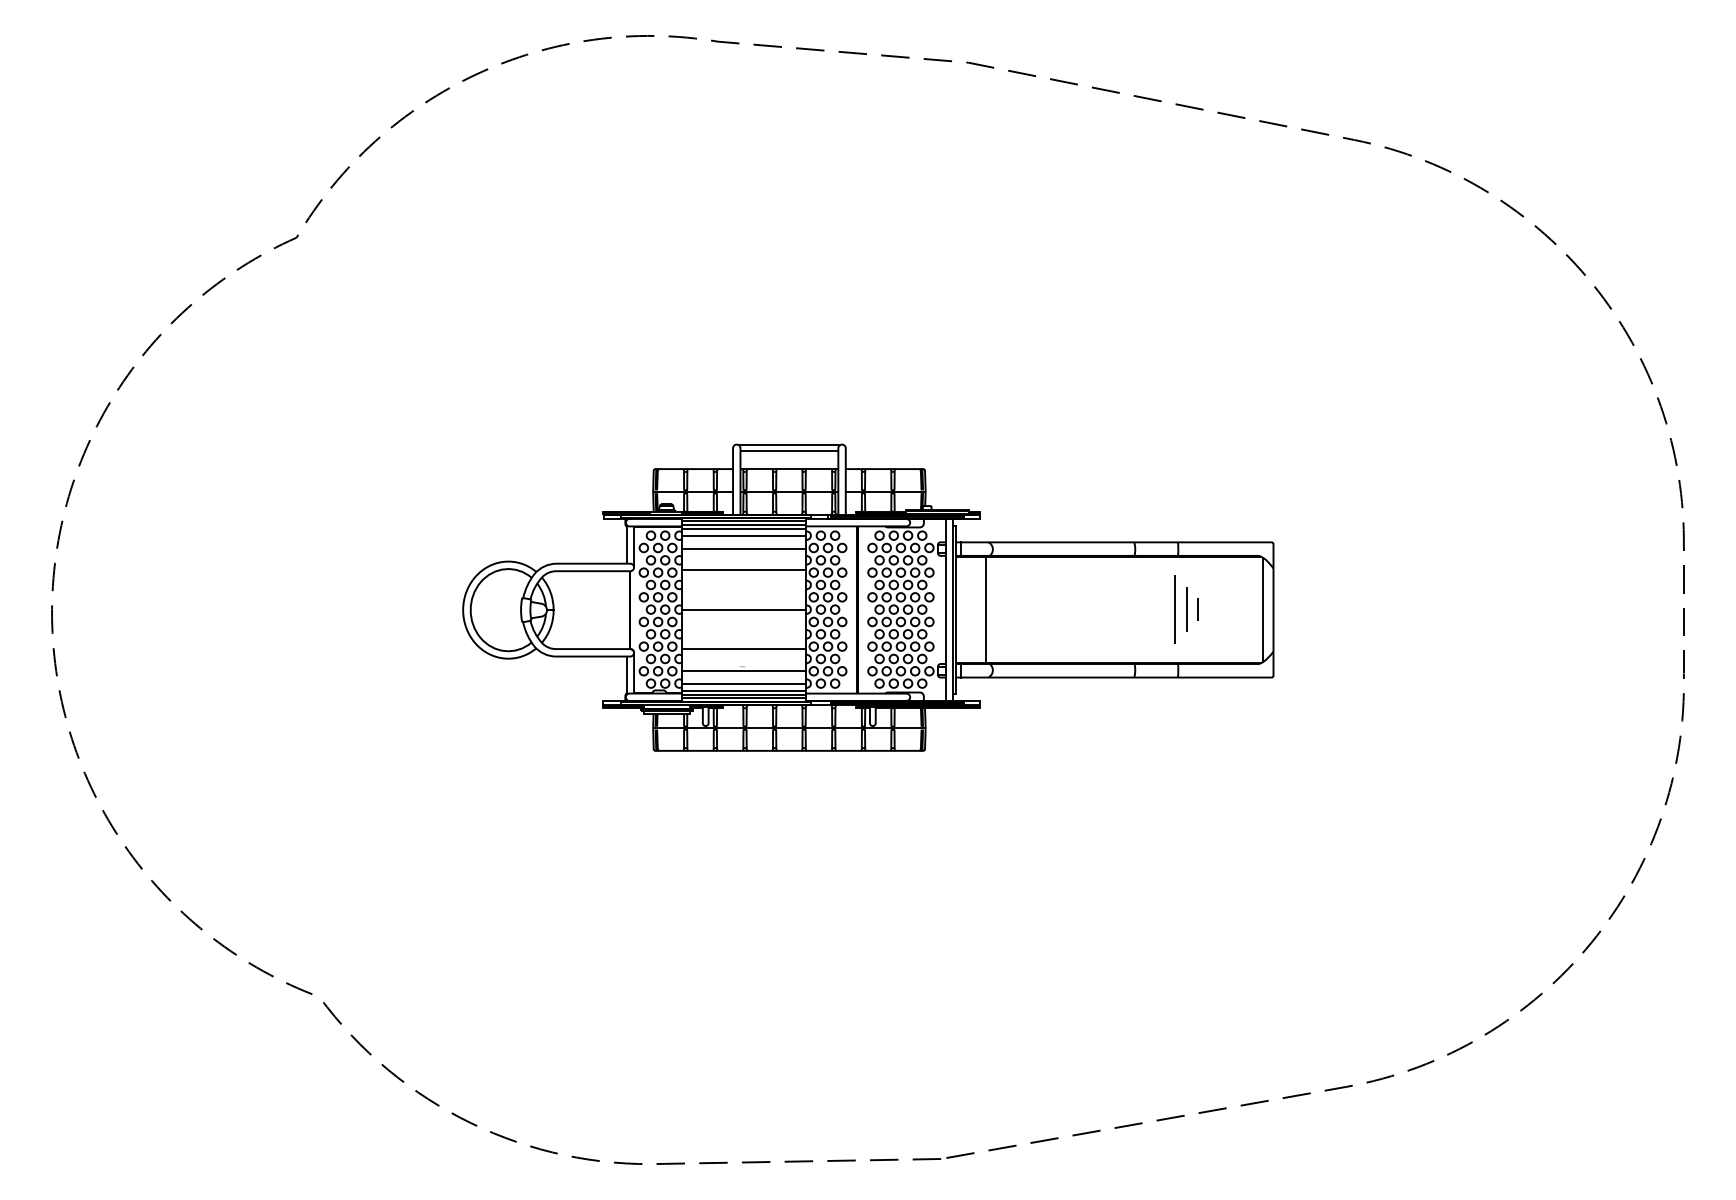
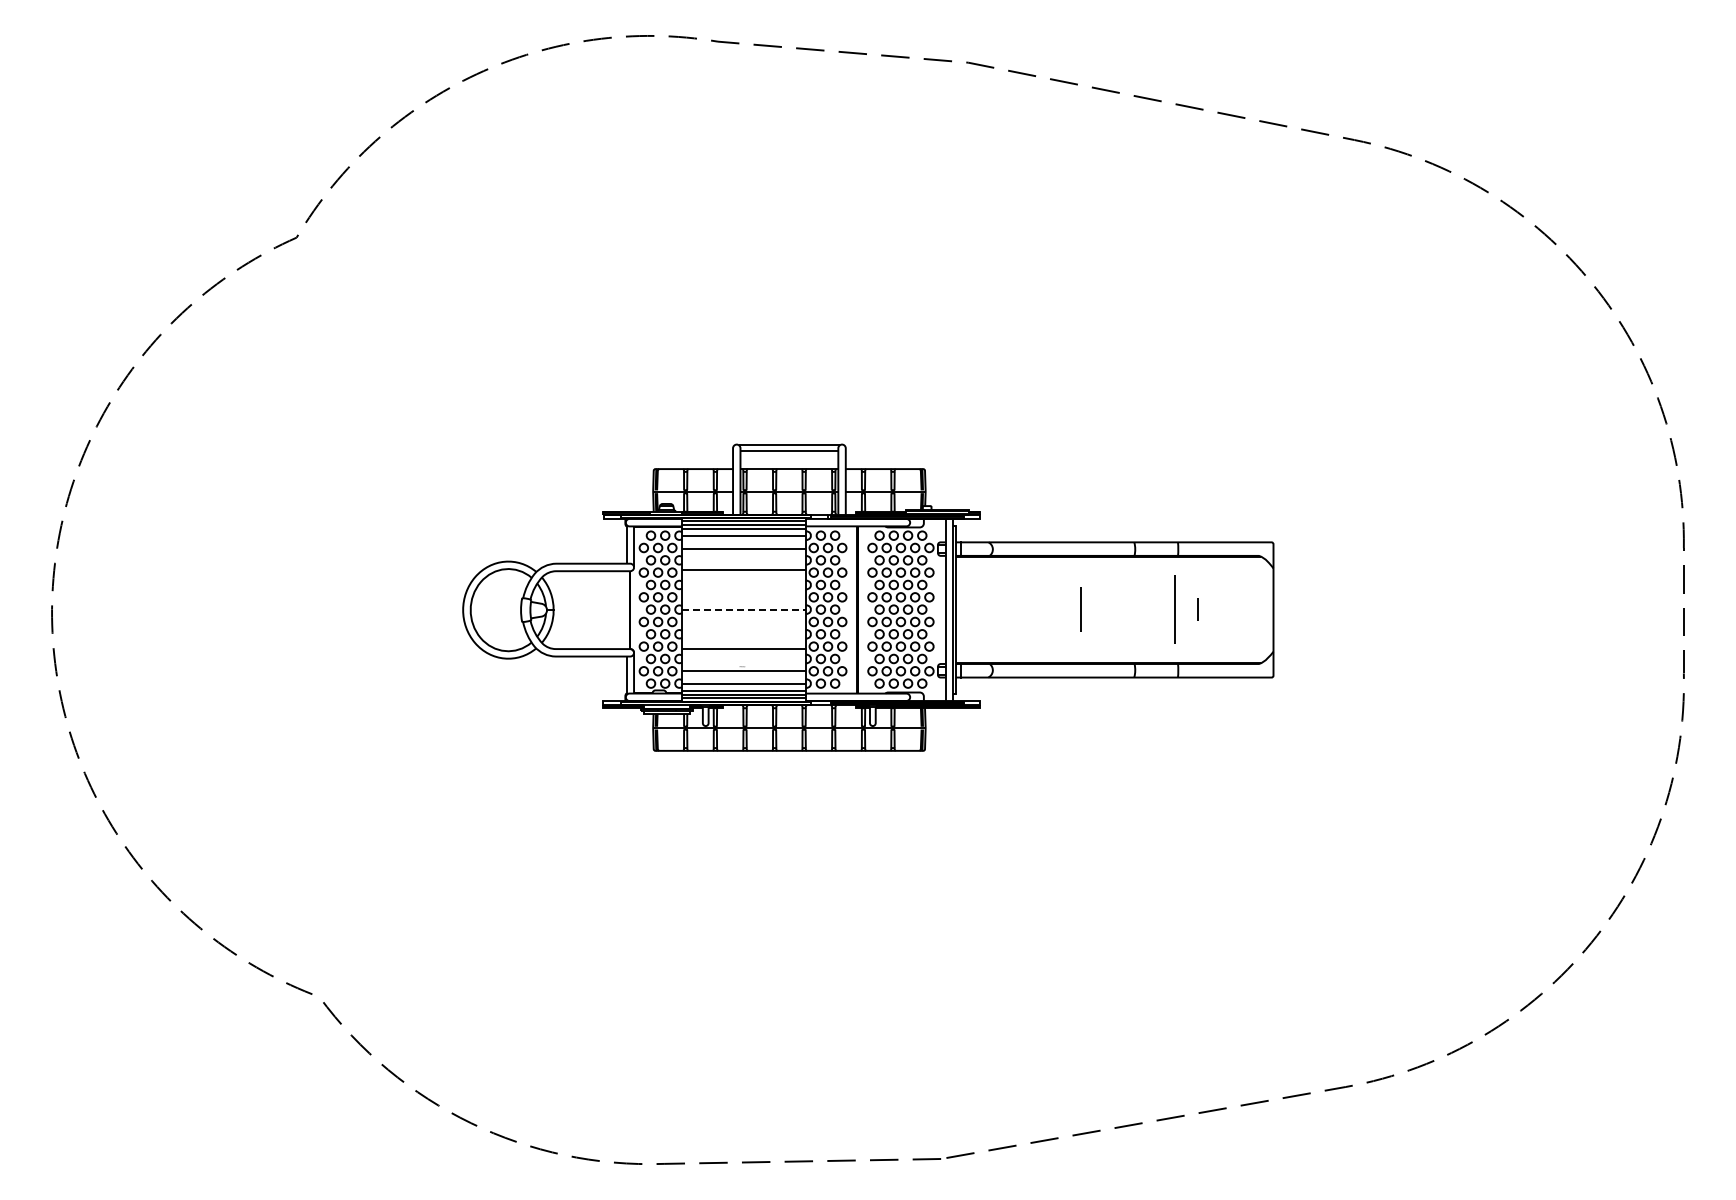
line: present -> none (985, 609)
line position: (1186, 609) -> (1080, 609) (1080, 609)
line: present -> none (1263, 609)
line: solid -> dashed (744, 610)
